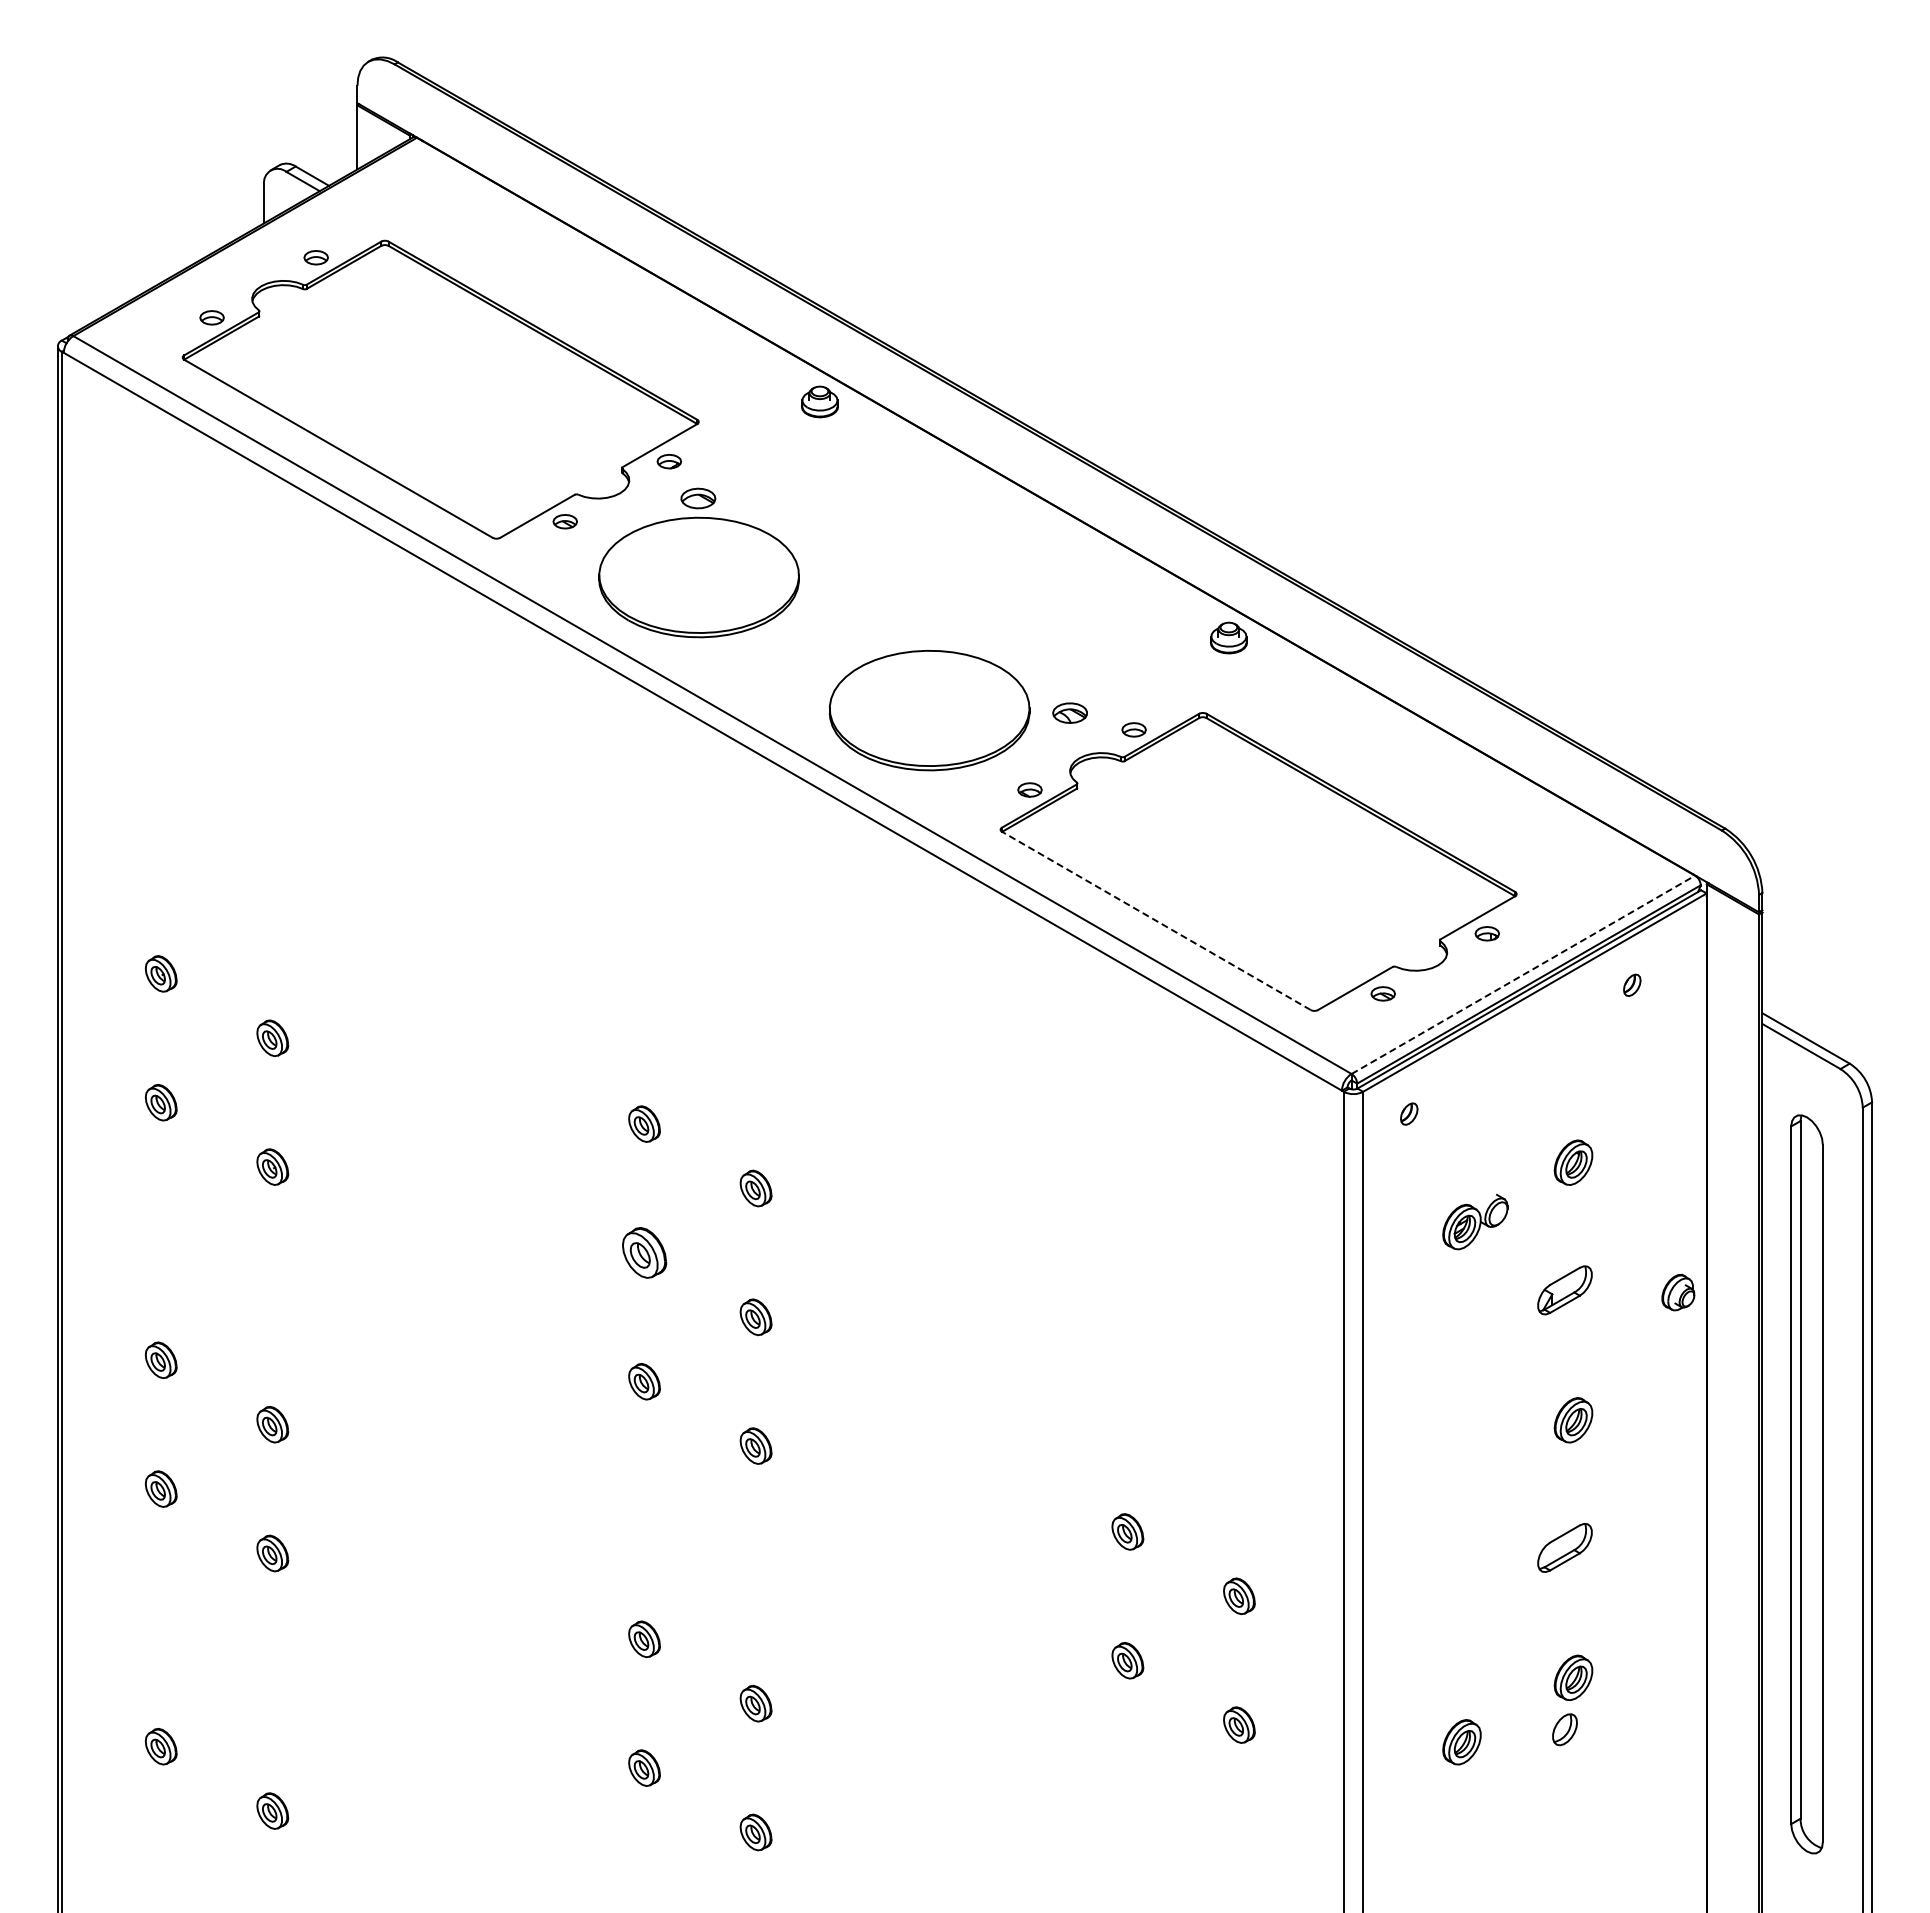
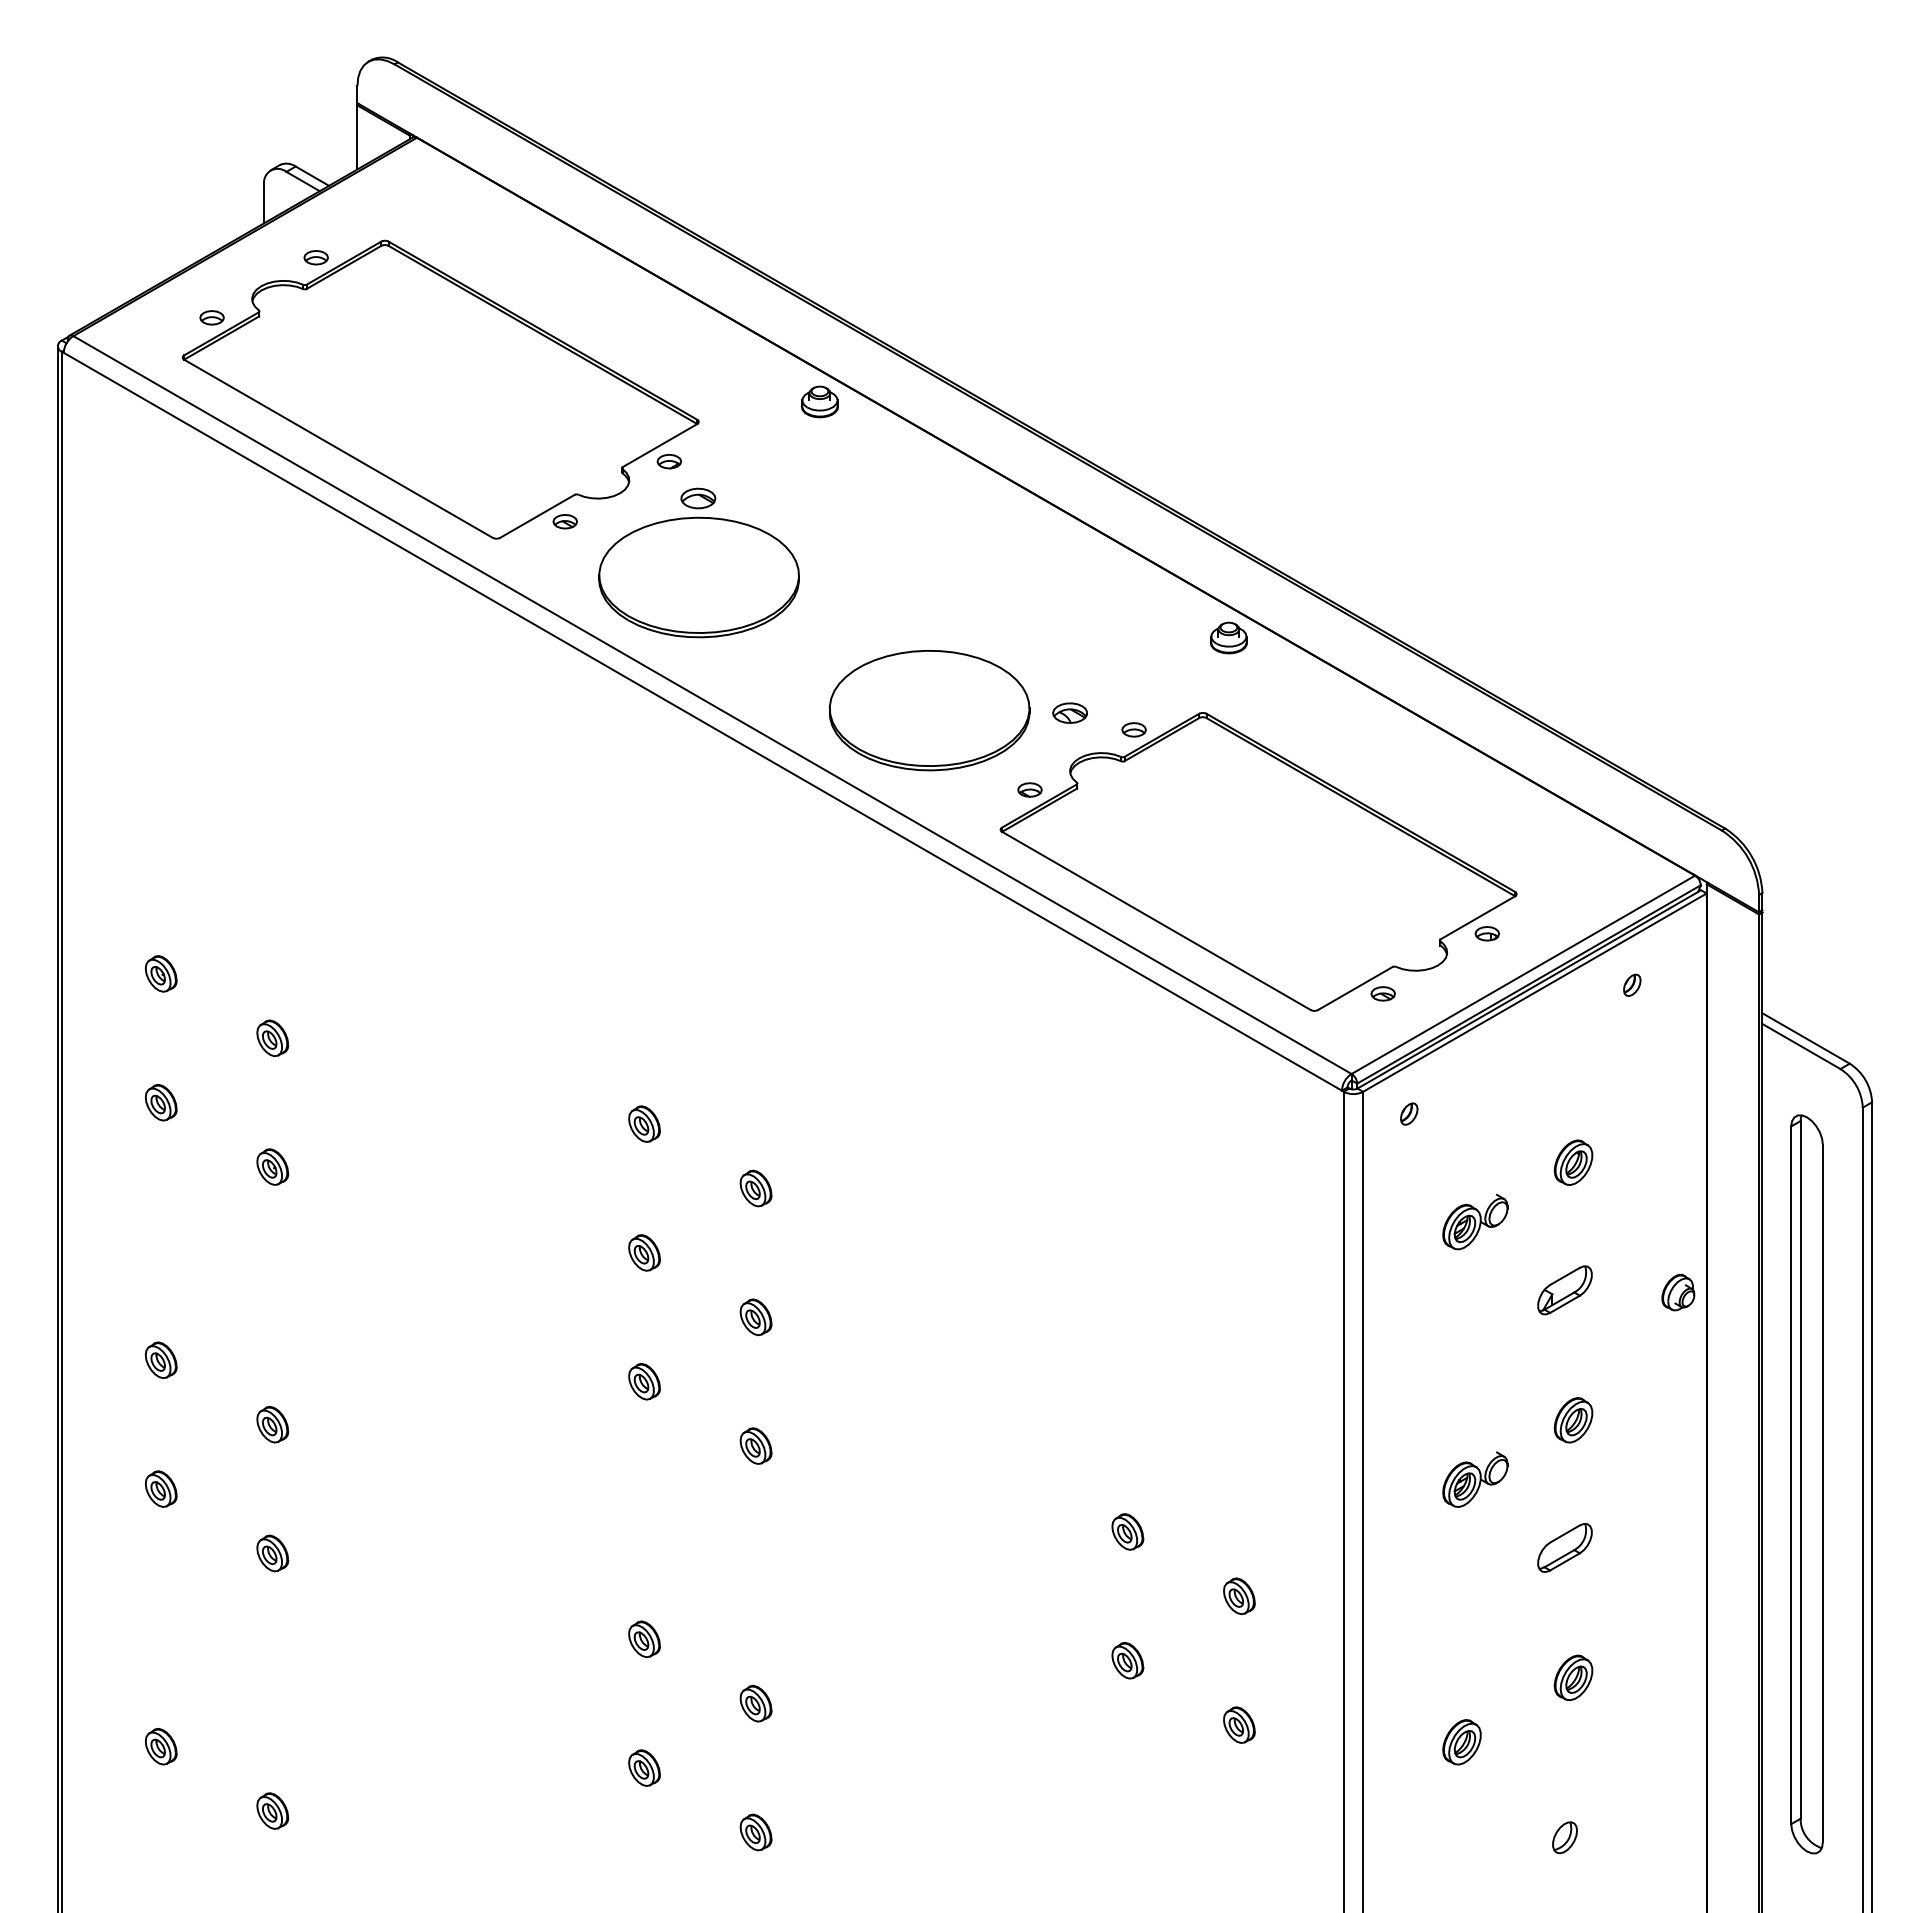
line: dashed -> solid (1156, 920)
line: dashed -> solid (1523, 974)
part size: 46x52 px -> 33x38 px (644, 1252)
part: none -> present (1475, 1479)
part position: (1564, 1729) -> (1564, 1837) (1564, 1837)
